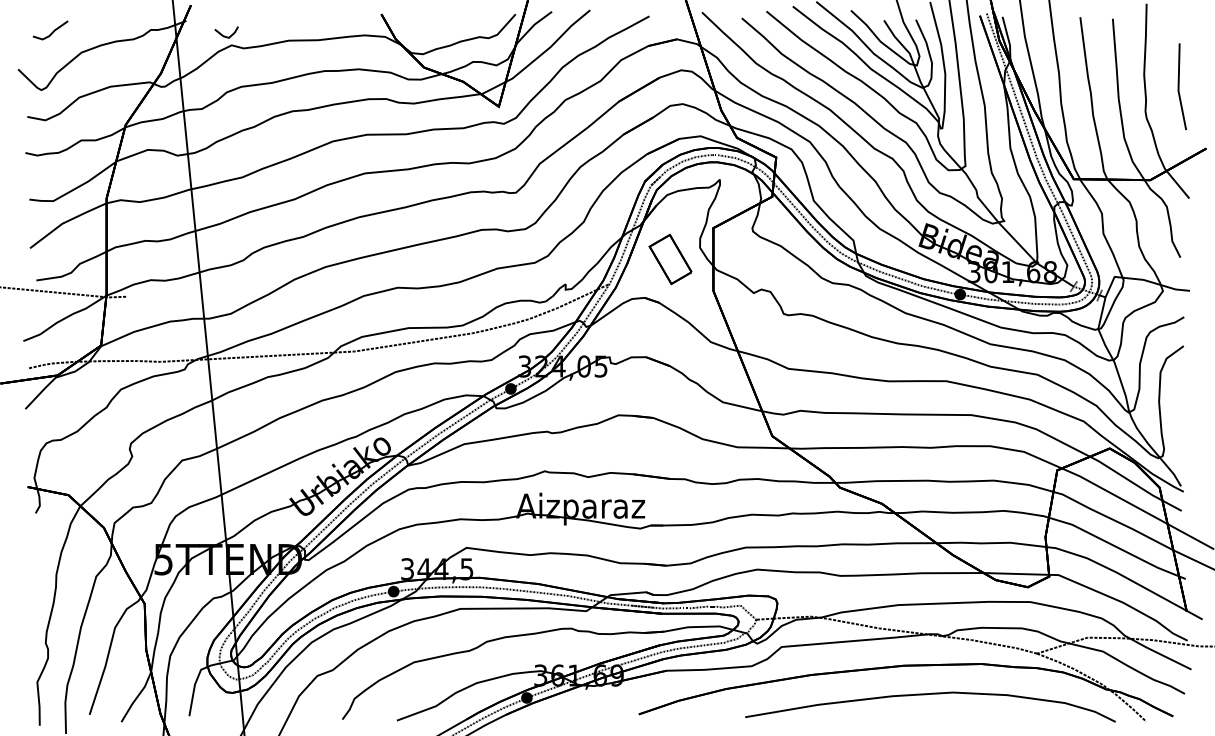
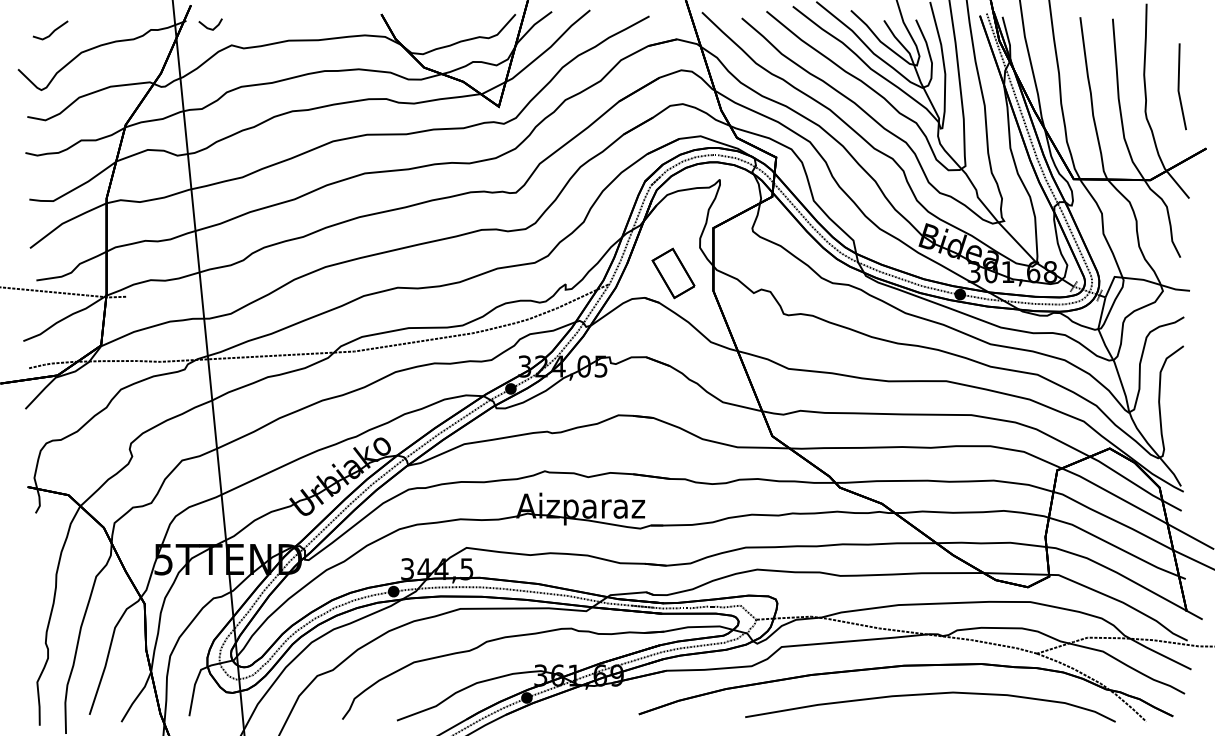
line position: (225, 35) -> (209, 27) (209, 27)
part position: (670, 259) -> (673, 273) (673, 273)
